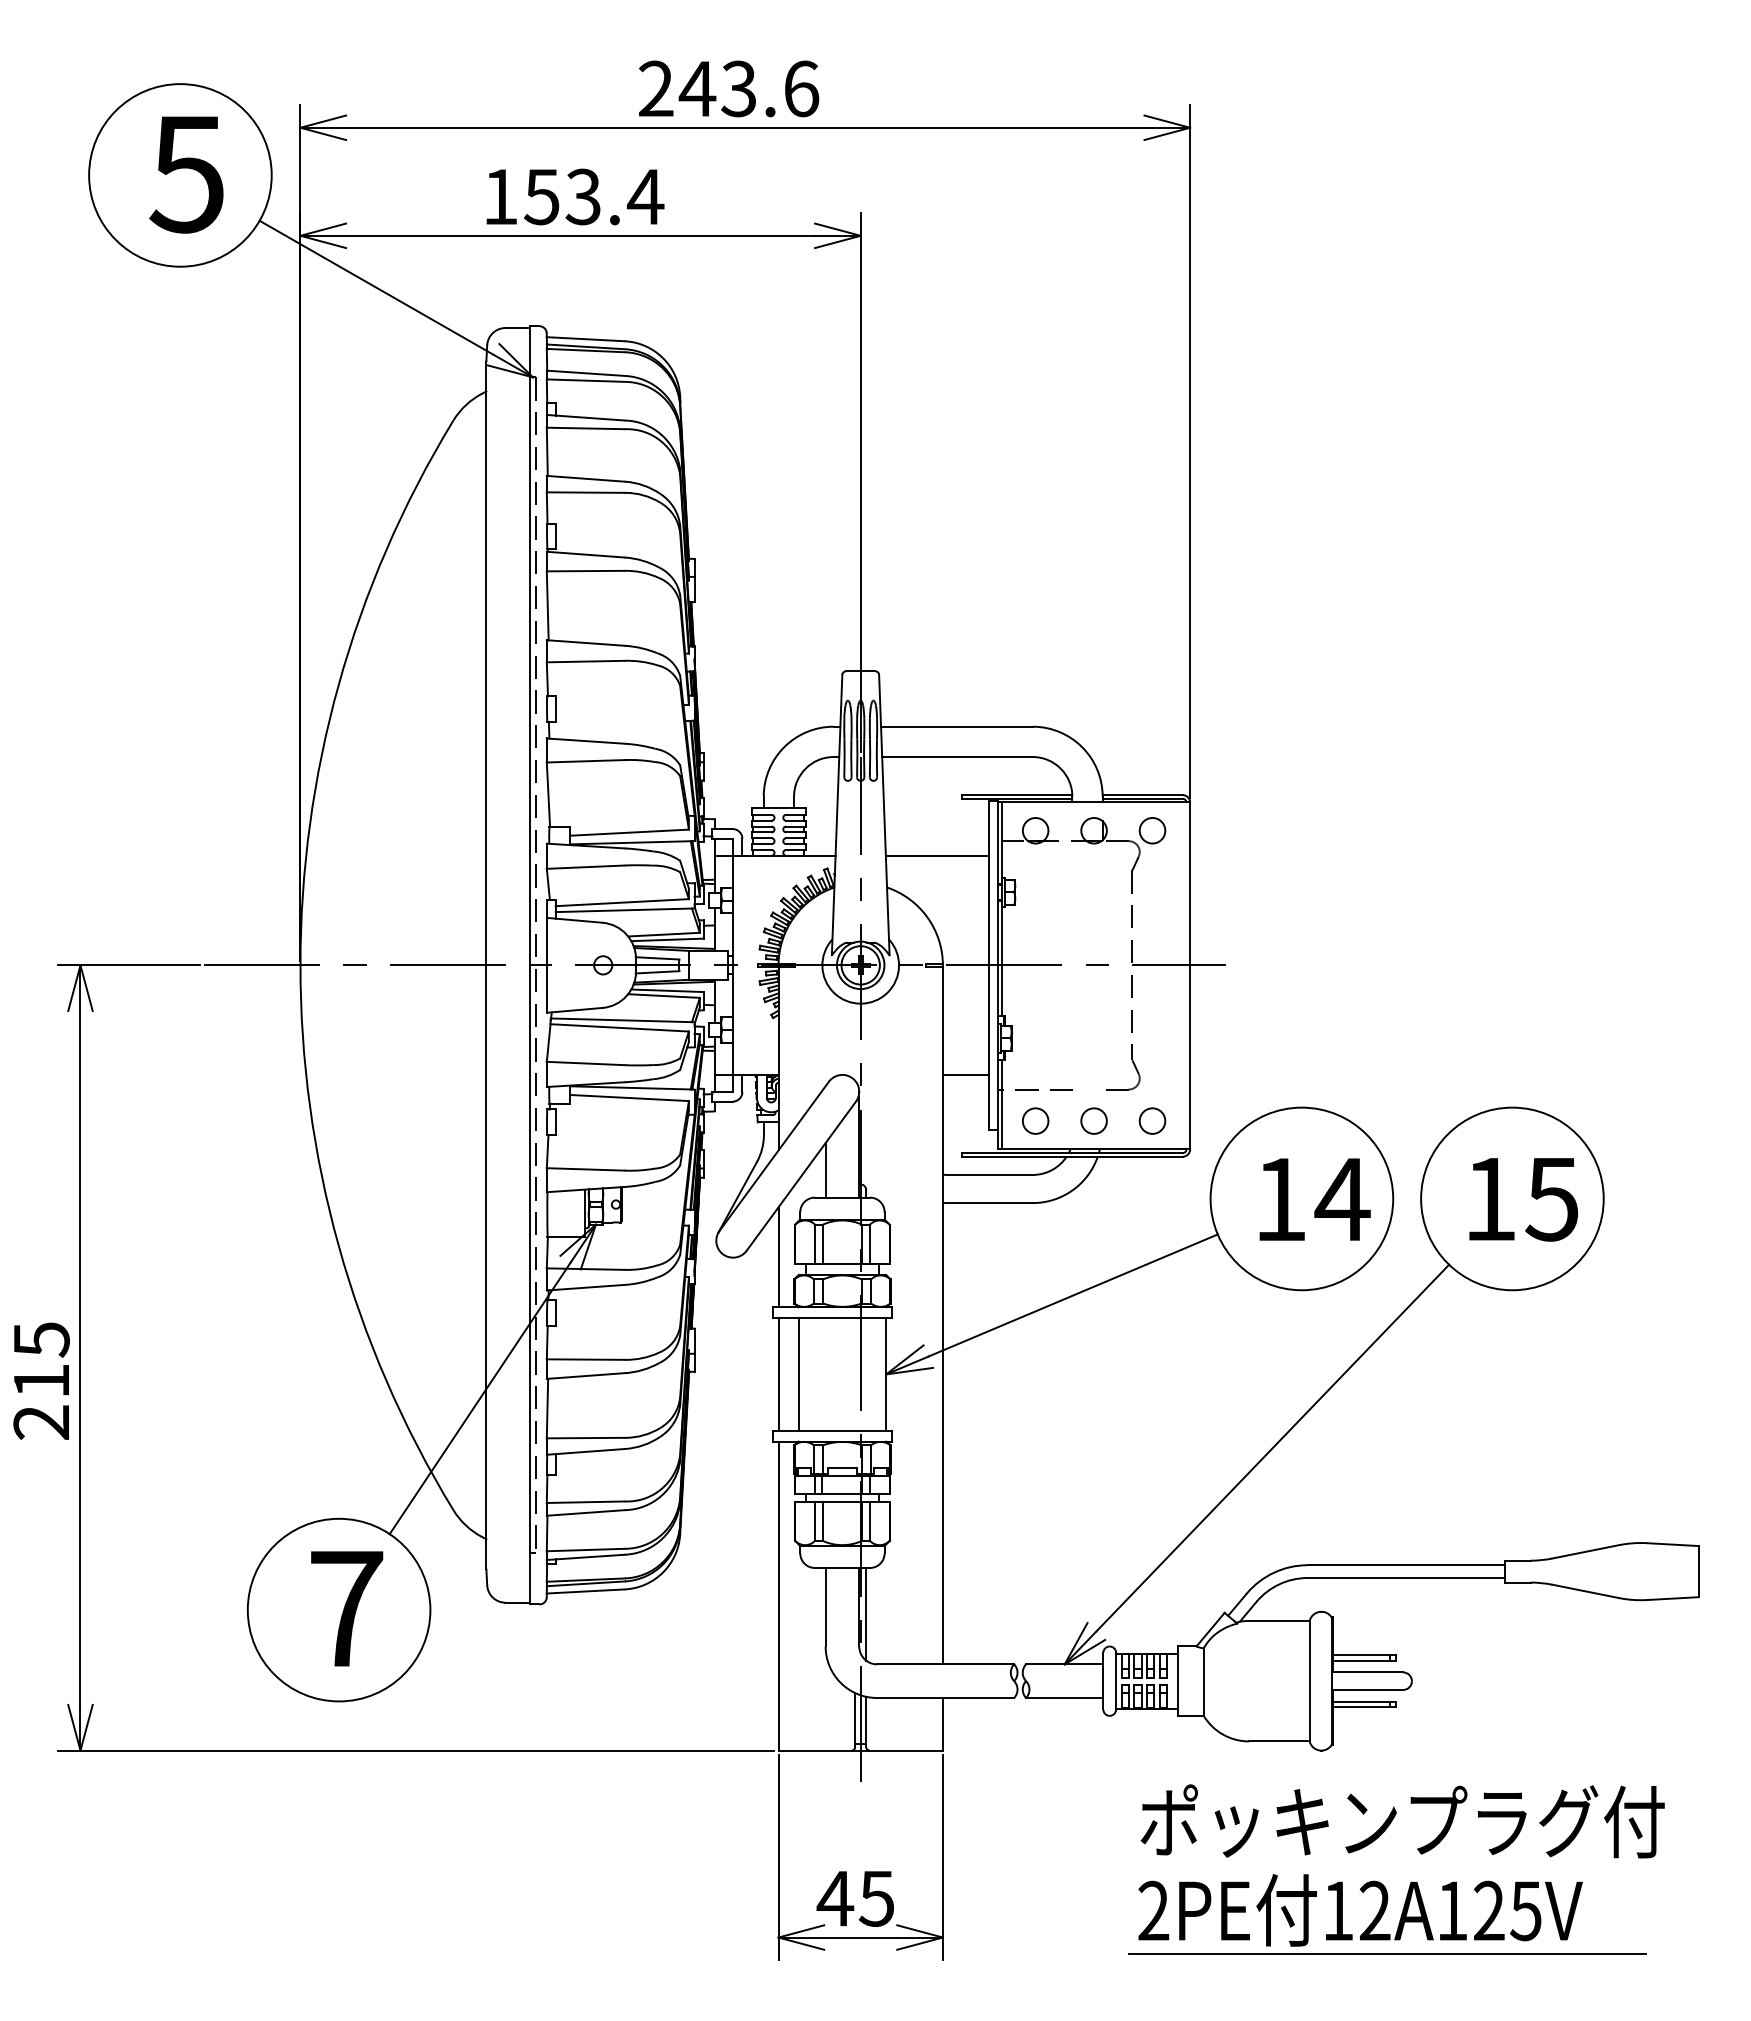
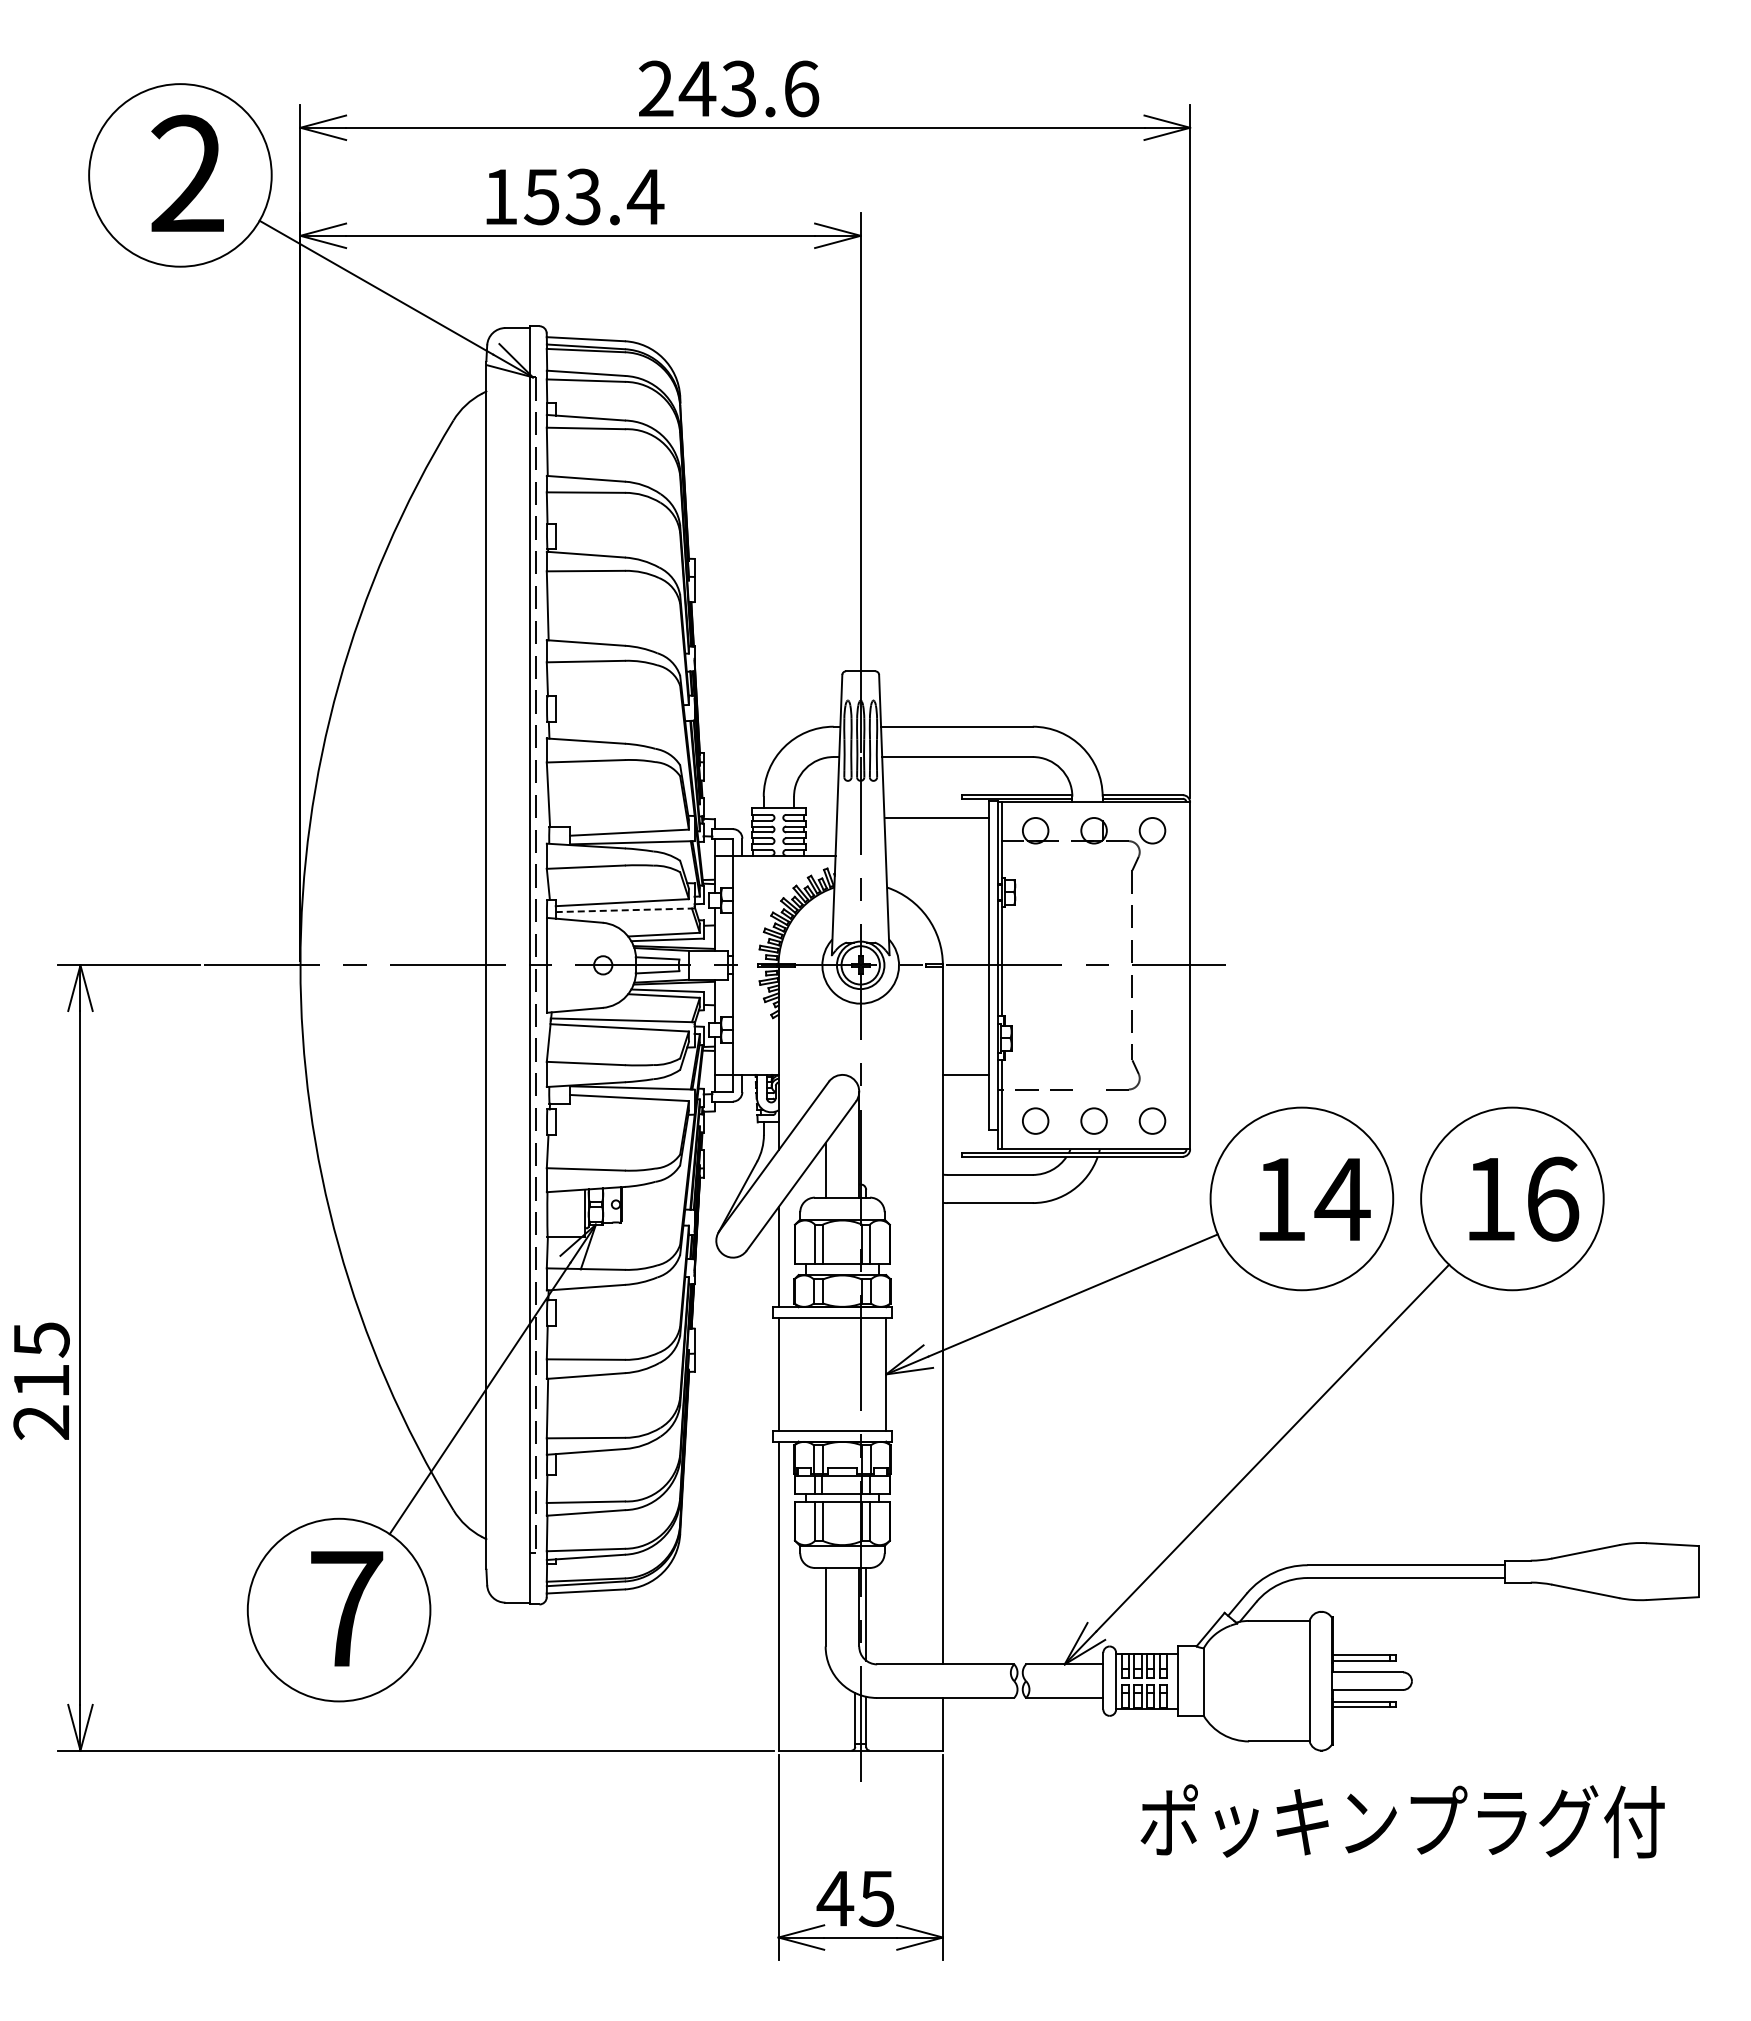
text: 5 -> 2 (186, 173)
line position: (936, 855) -> (936, 817) (936, 817)
line: solid -> dashed (625, 910)
text: 15 -> 16 (1552, 1198)
line: present -> none (798, 1374)
part: present -> none (1387, 1914)
